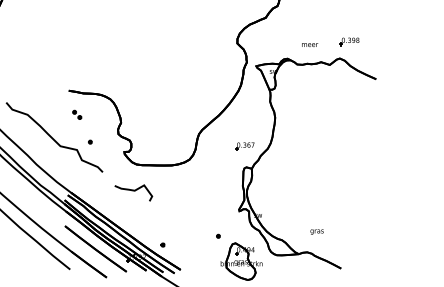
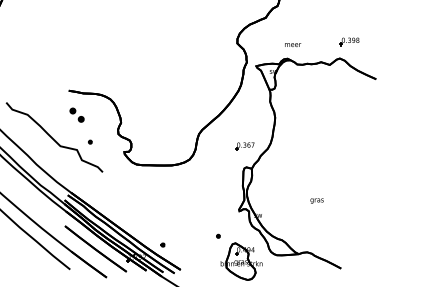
text position: (310, 44) -> (293, 44) (293, 44)
part size: 11x11 px -> 16x16 px (76, 114)
curve: present -> none (133, 191)
text position: (316, 231) -> (316, 200) (316, 200)
